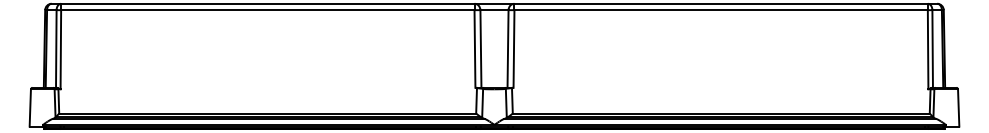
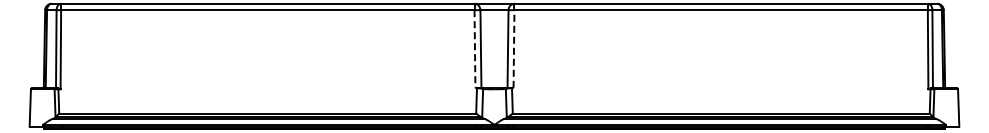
line: solid -> dashed (474, 49)
line: solid -> dashed (514, 49)
